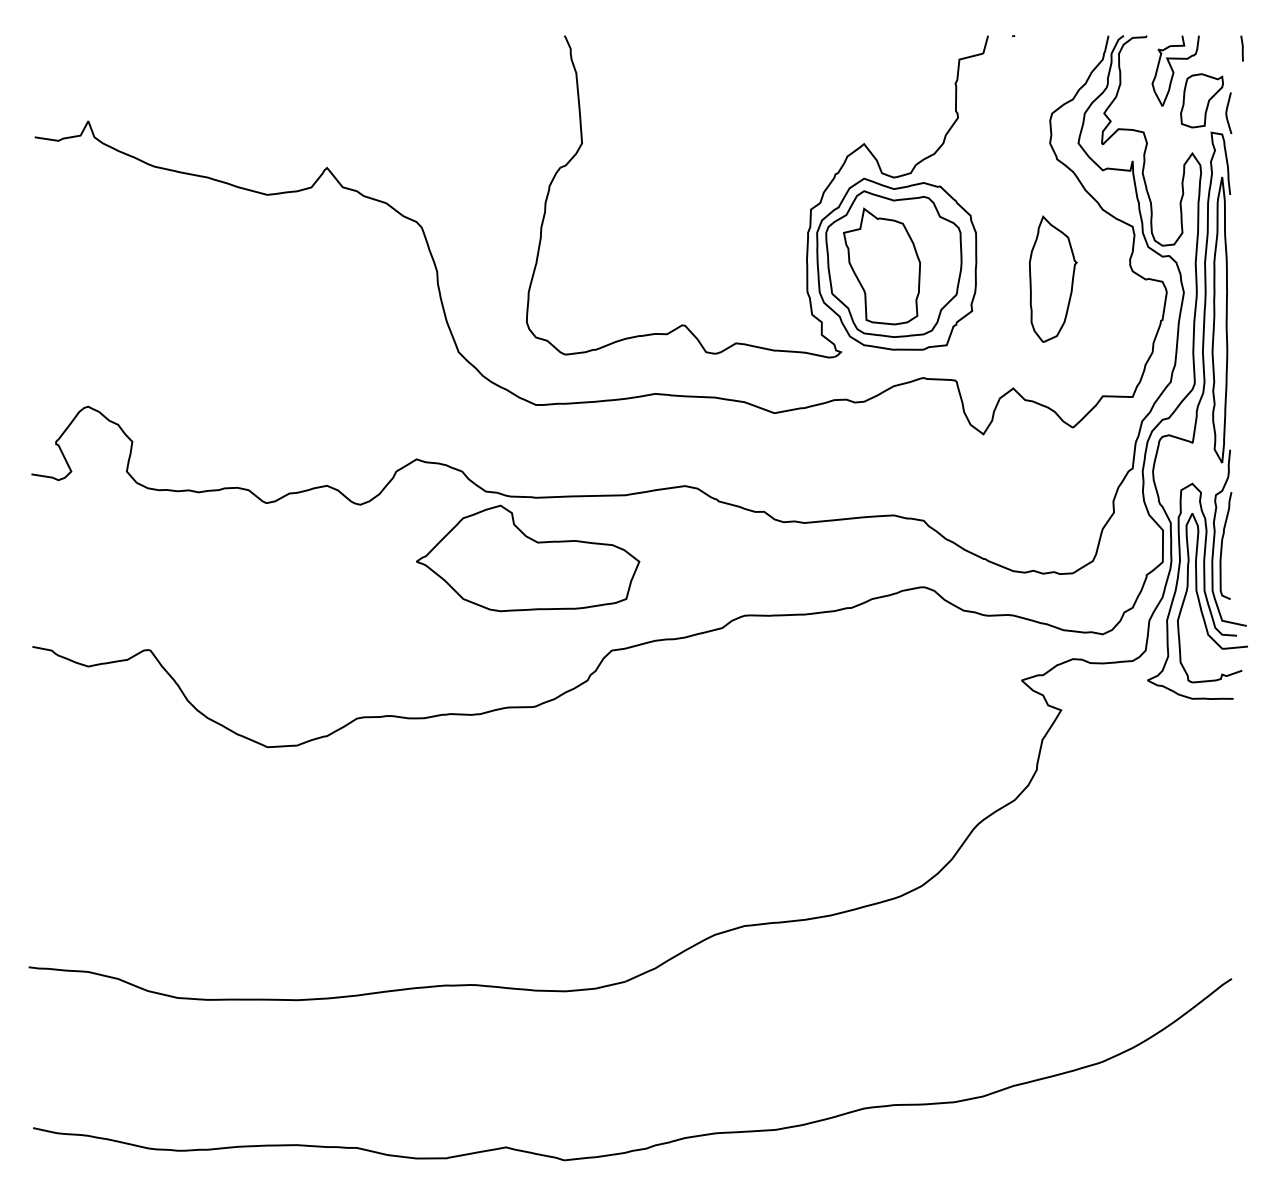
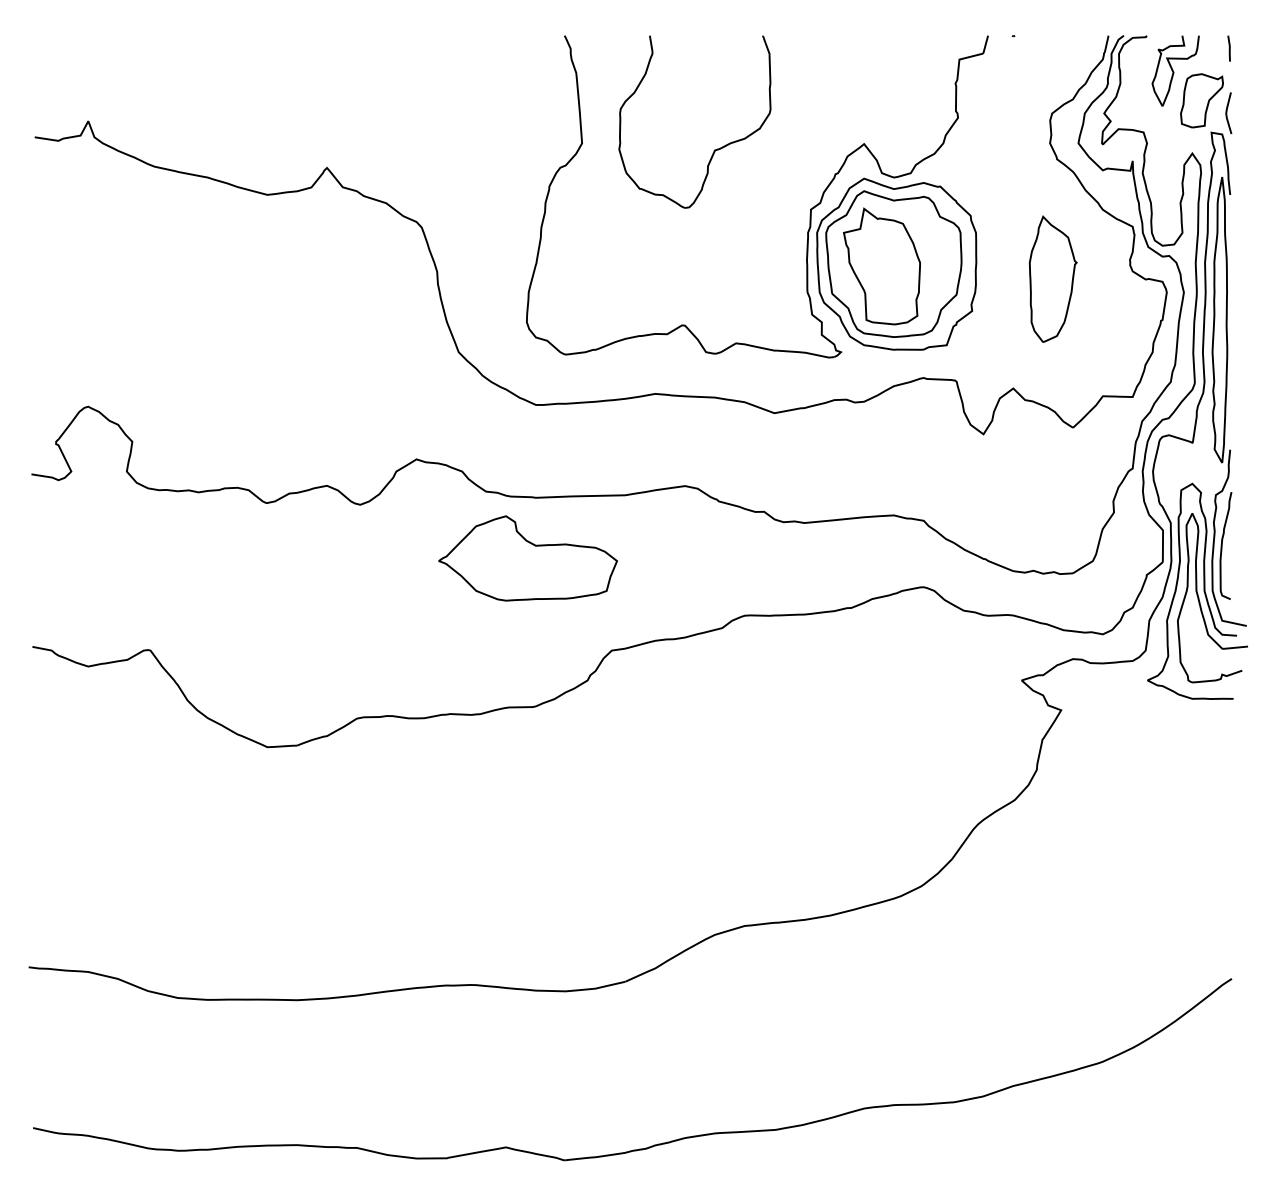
line position: (1241, 48) -> (1228, 48) (1228, 48)
part: none -> present (714, 149)
part size: 225x109 px -> 180x87 px (527, 558)
